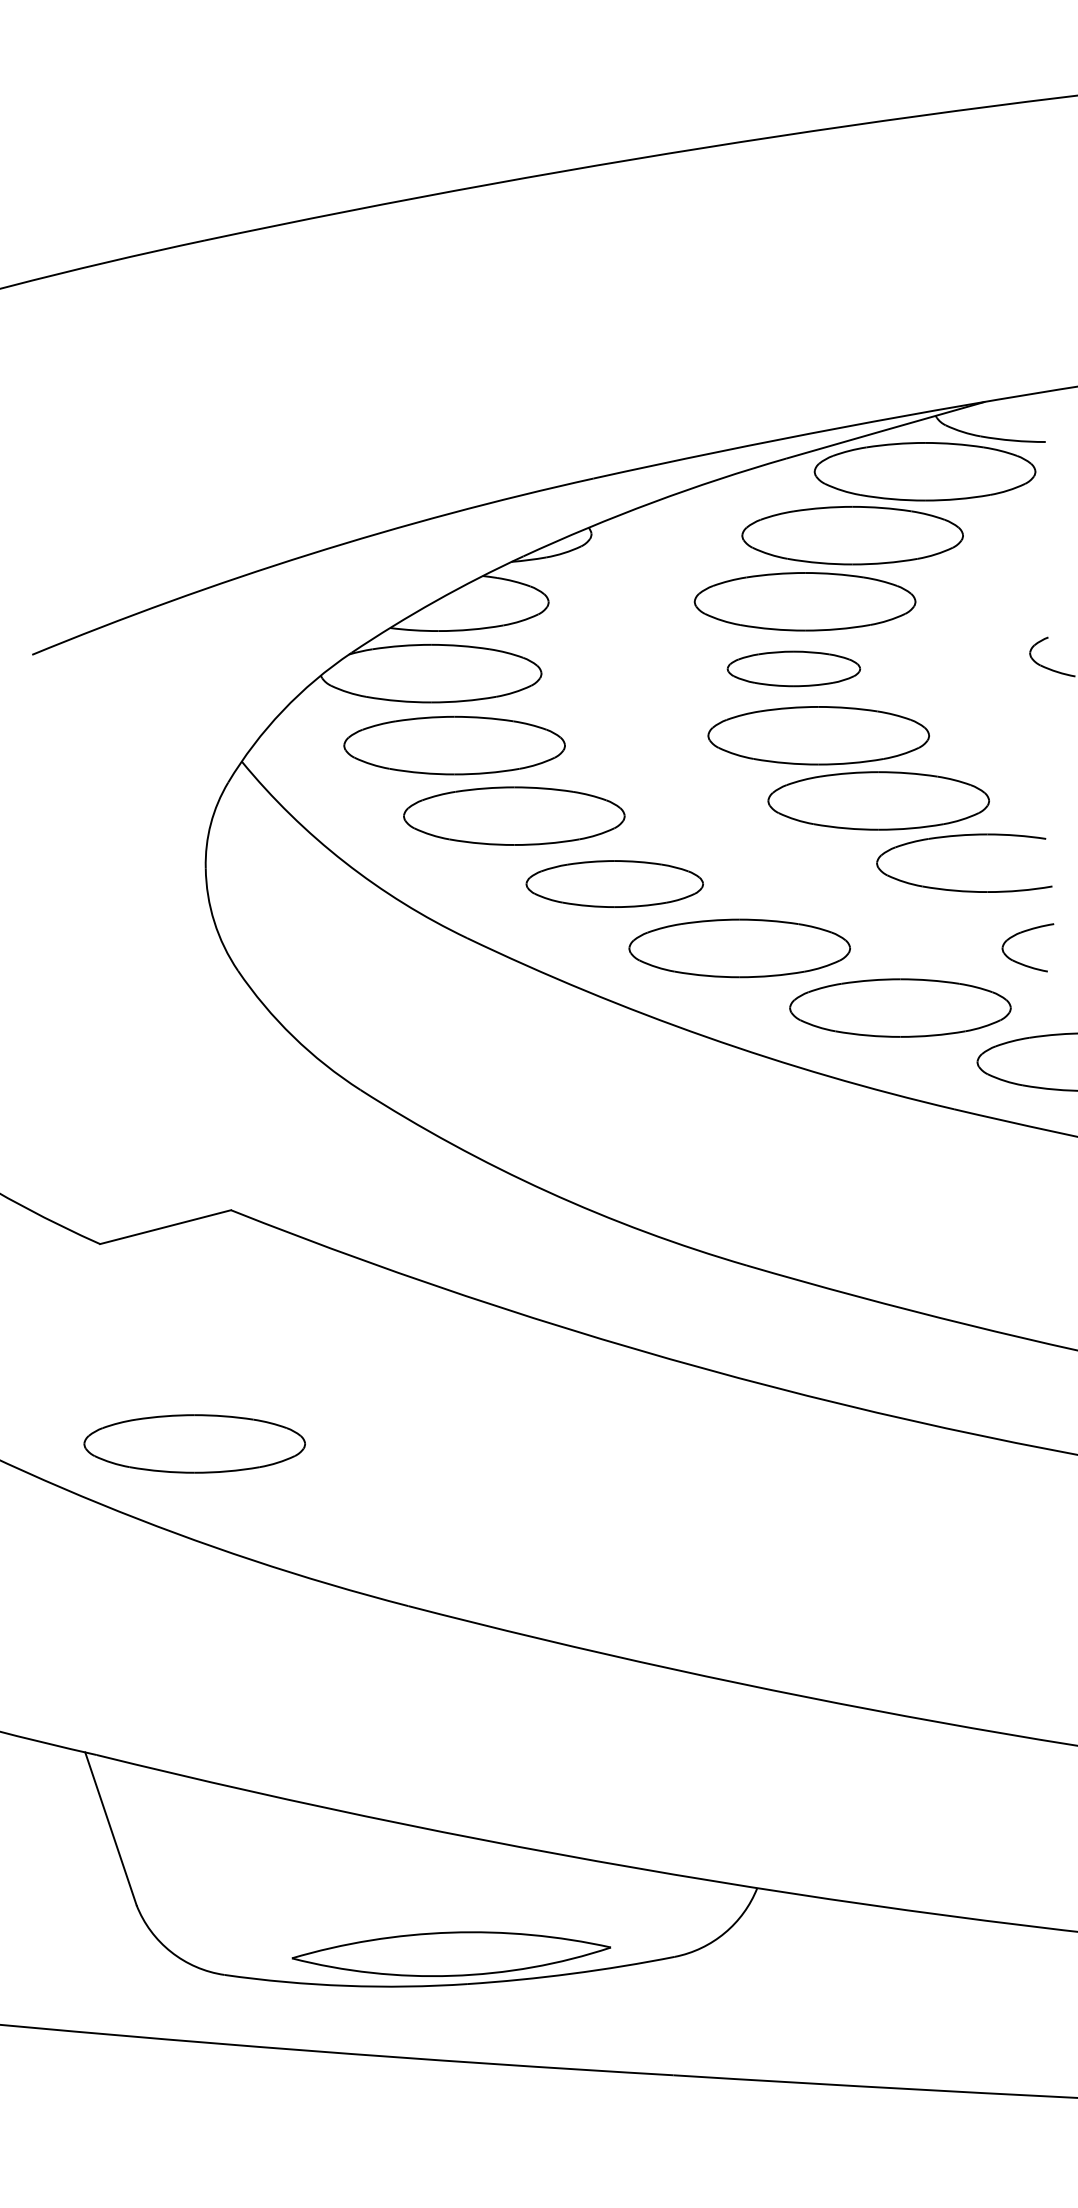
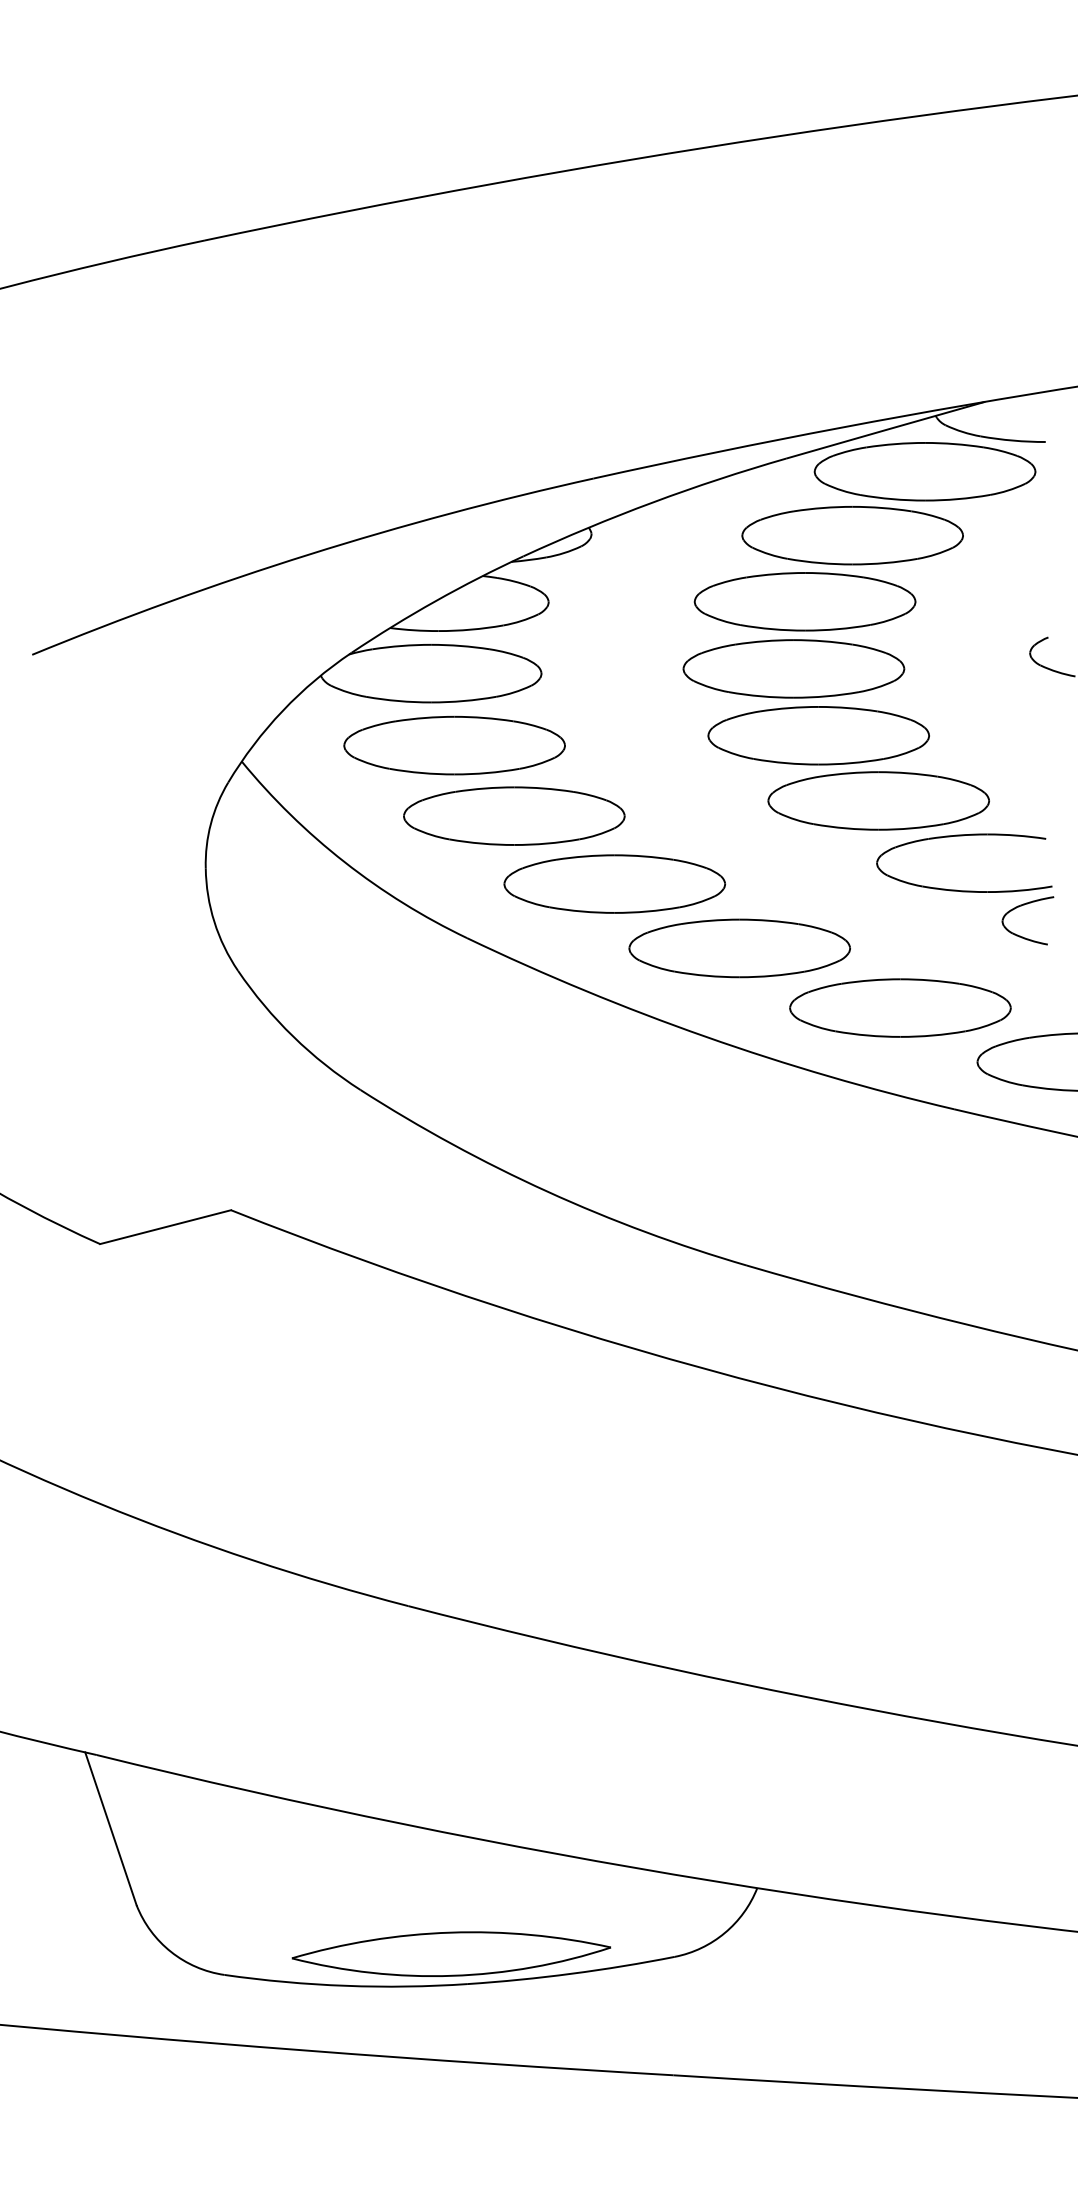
part size: 135x38 px -> 224x60 px (793, 668)
part size: 179x48 px -> 224x60 px (614, 883)
part position: (1021, 933) -> (1021, 906) (1021, 906)
part: present -> none (194, 1443)
